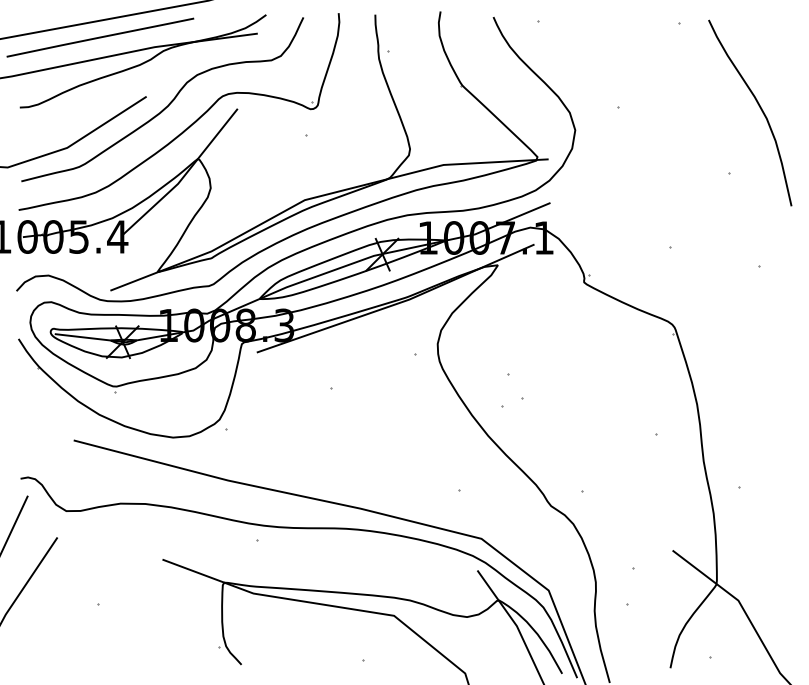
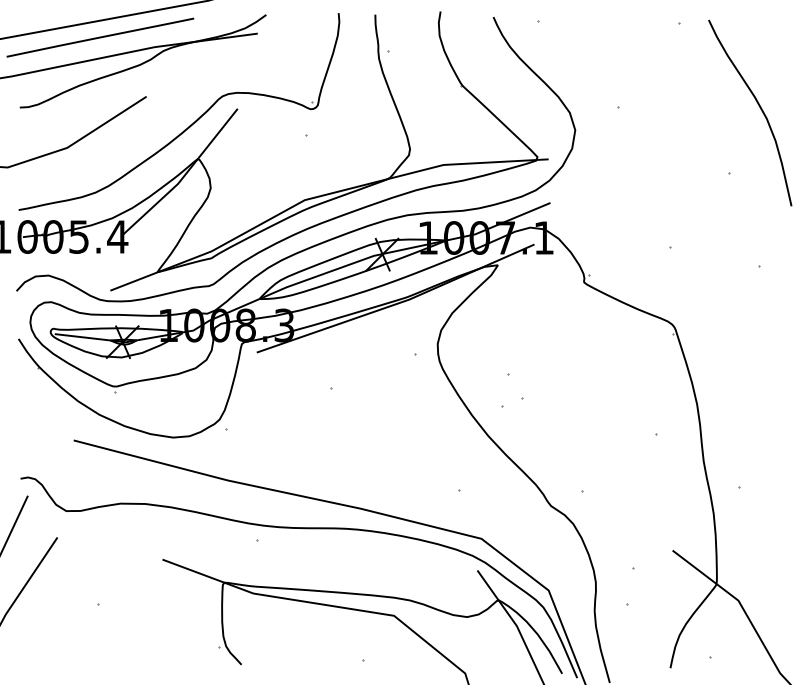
curve: present -> none (169, 102)
